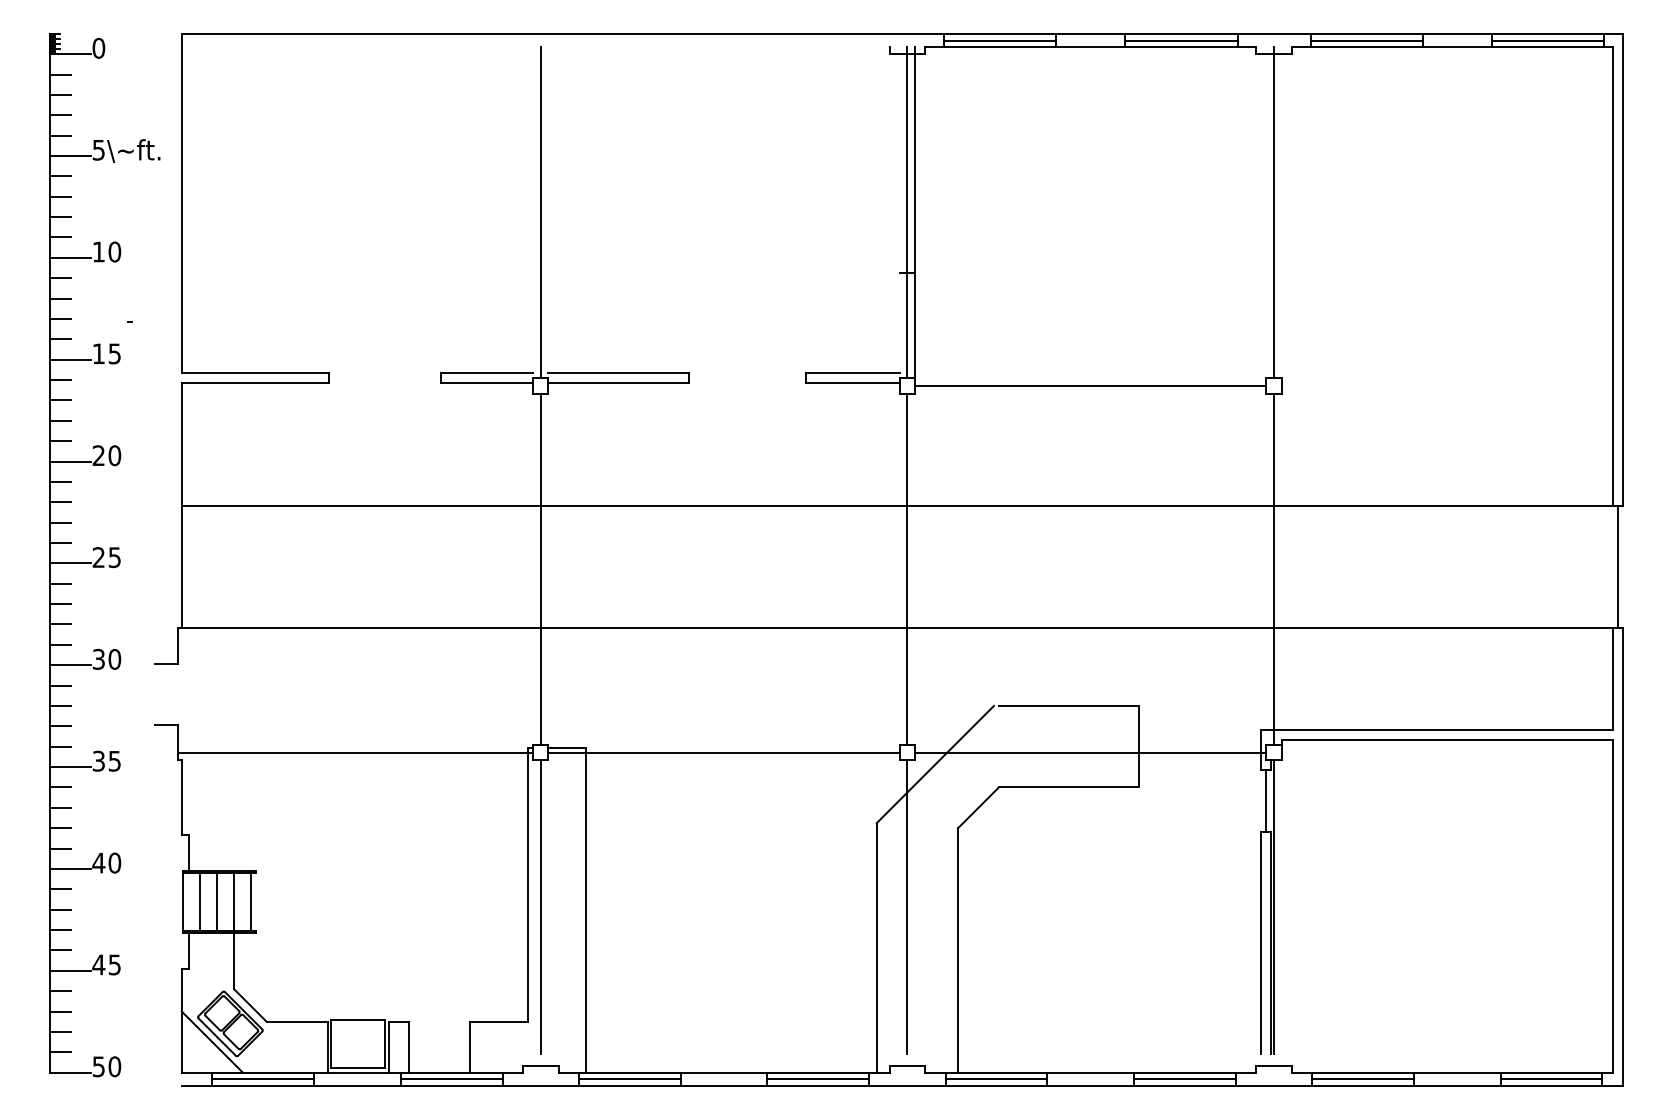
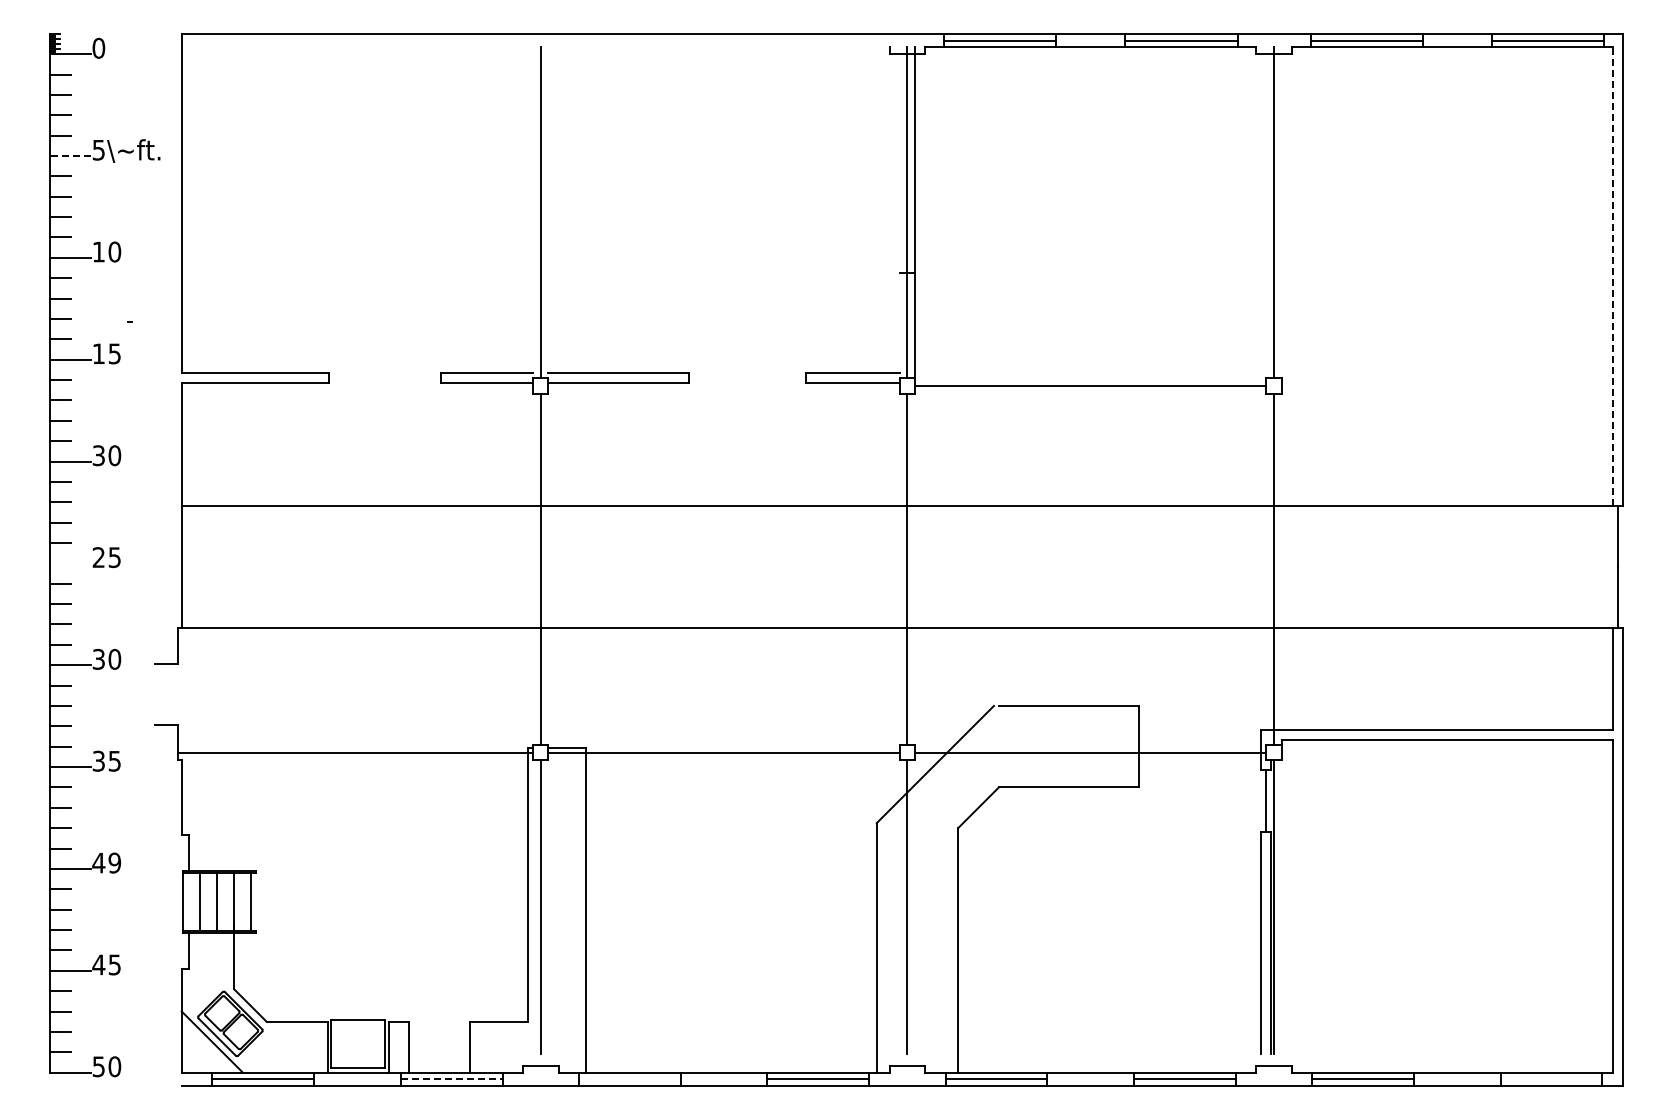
line: solid -> dashed (70, 156)
line: solid -> dashed (1612, 276)
text: 20 -> 30 (98, 455)
line: present -> none (70, 563)
text: 40 -> 49 (114, 862)
line: solid -> dashed (451, 1079)
line: present -> none (629, 1079)
line: present -> none (1551, 1079)
